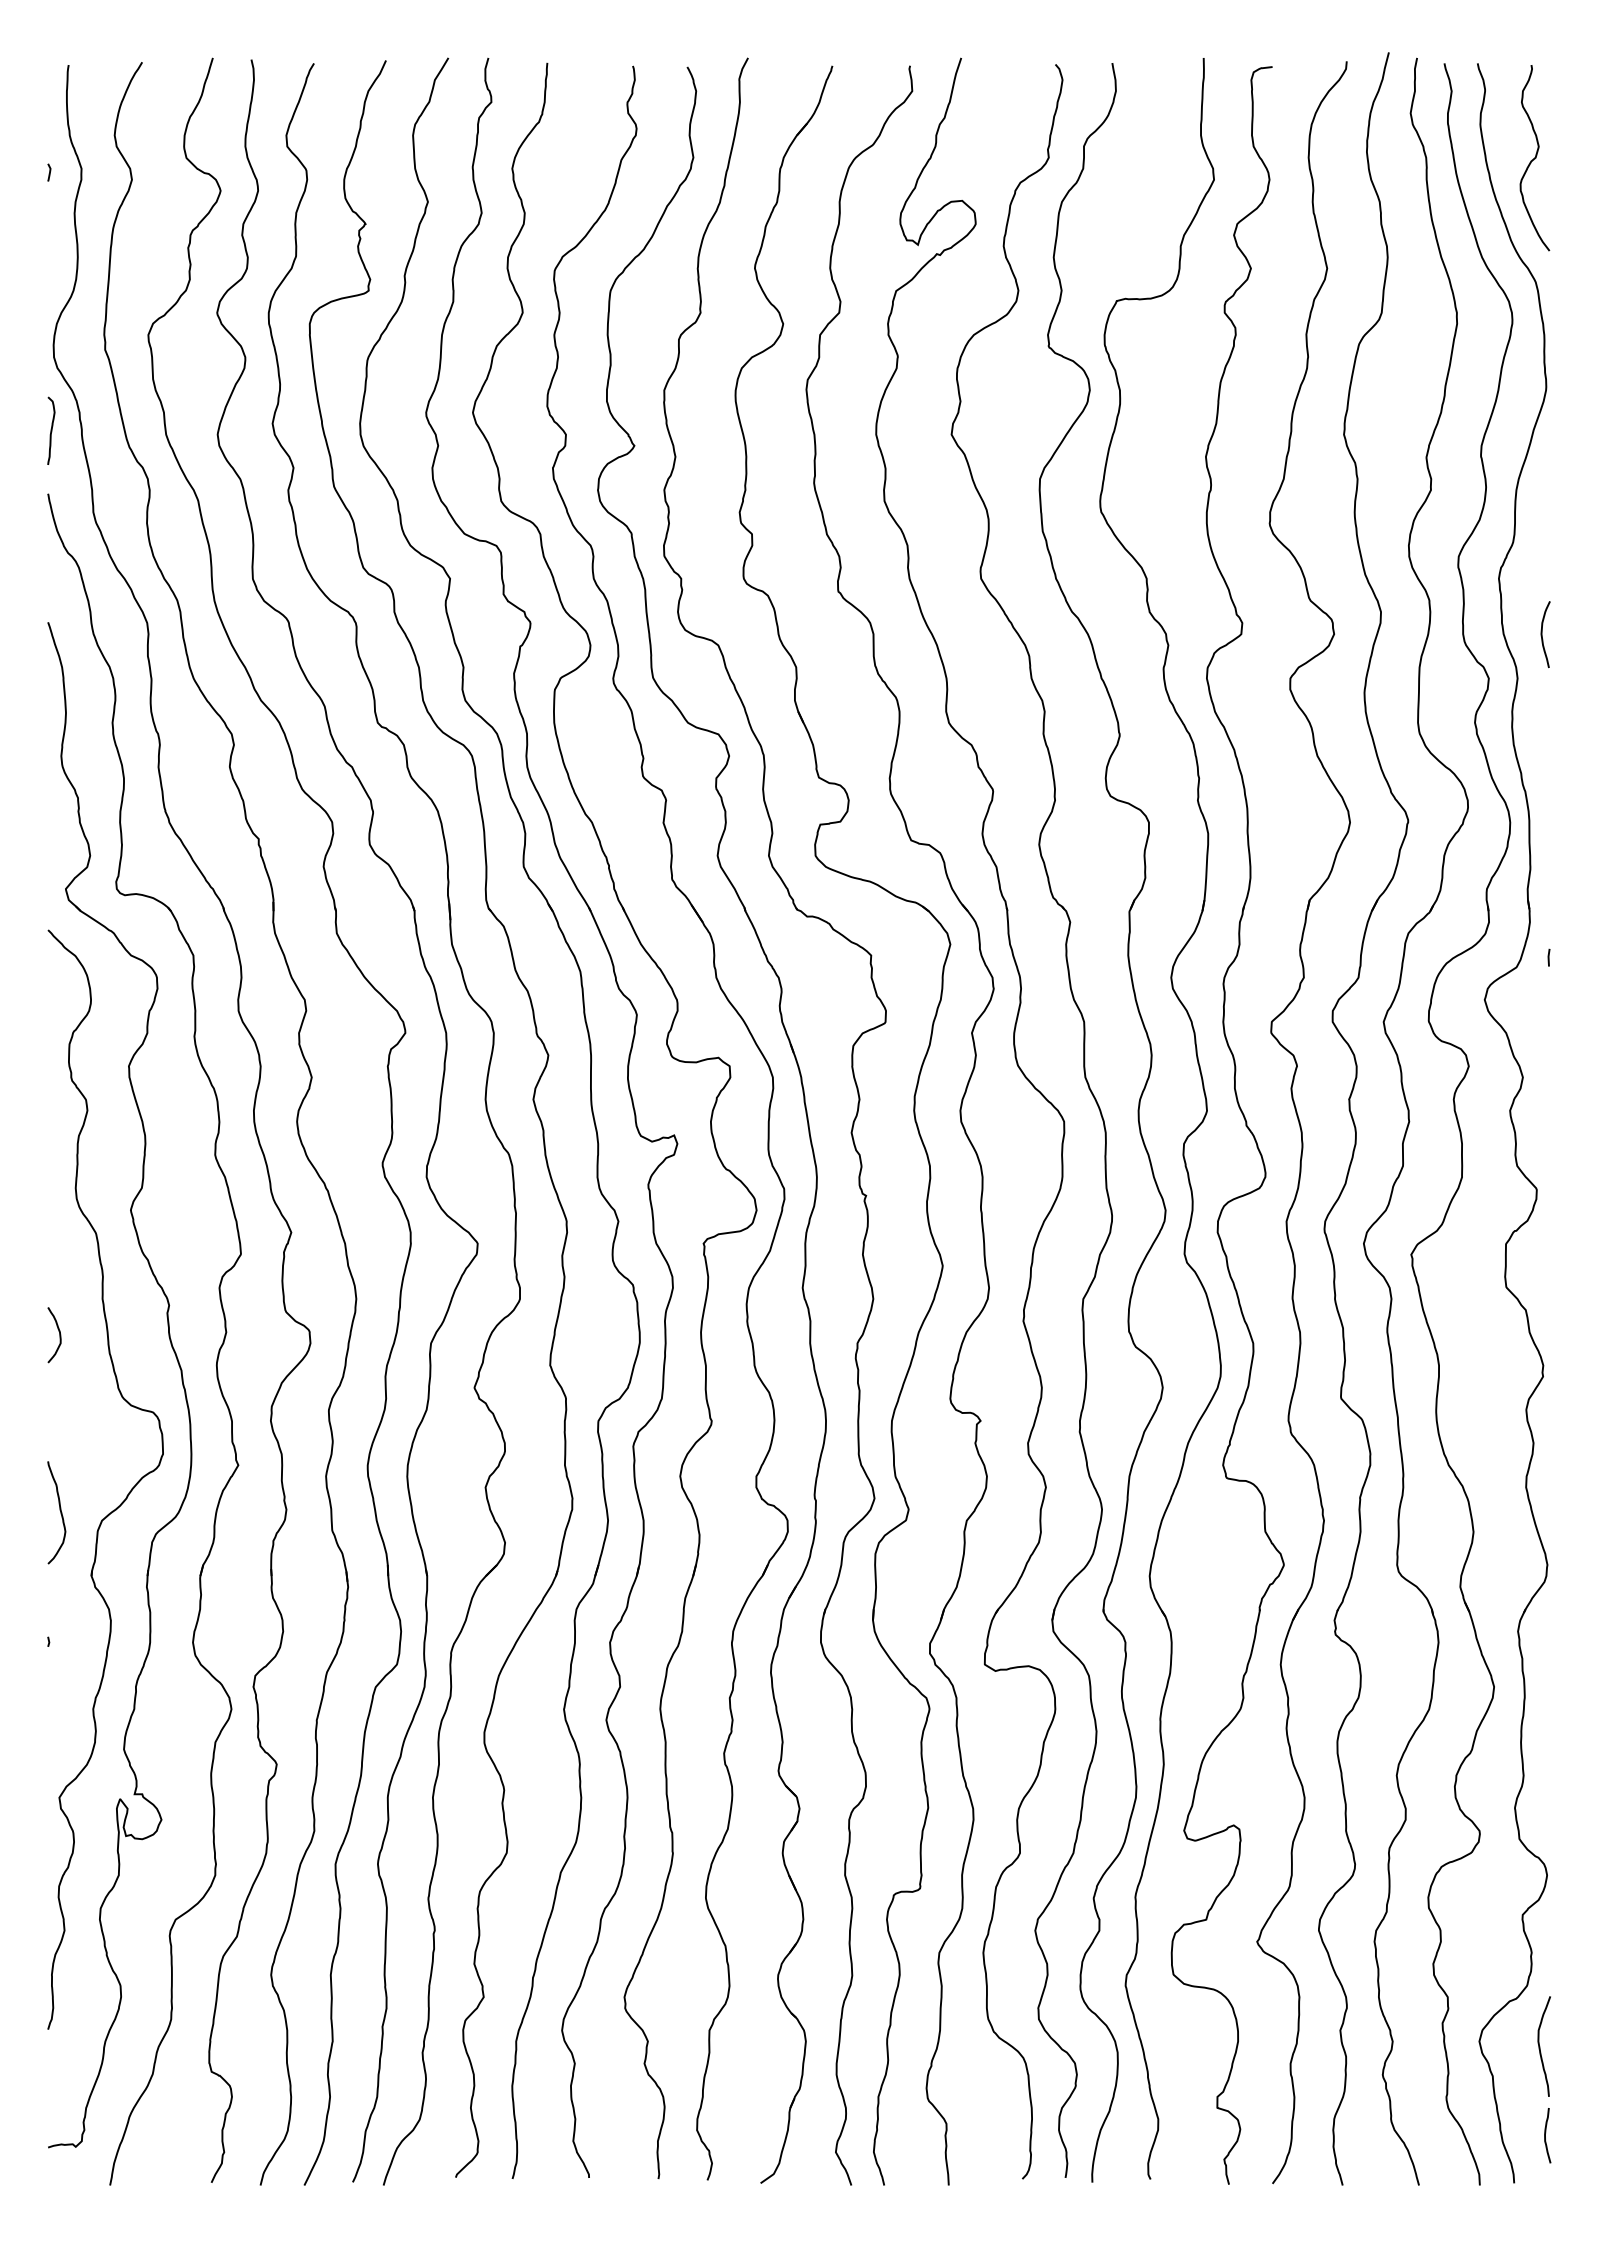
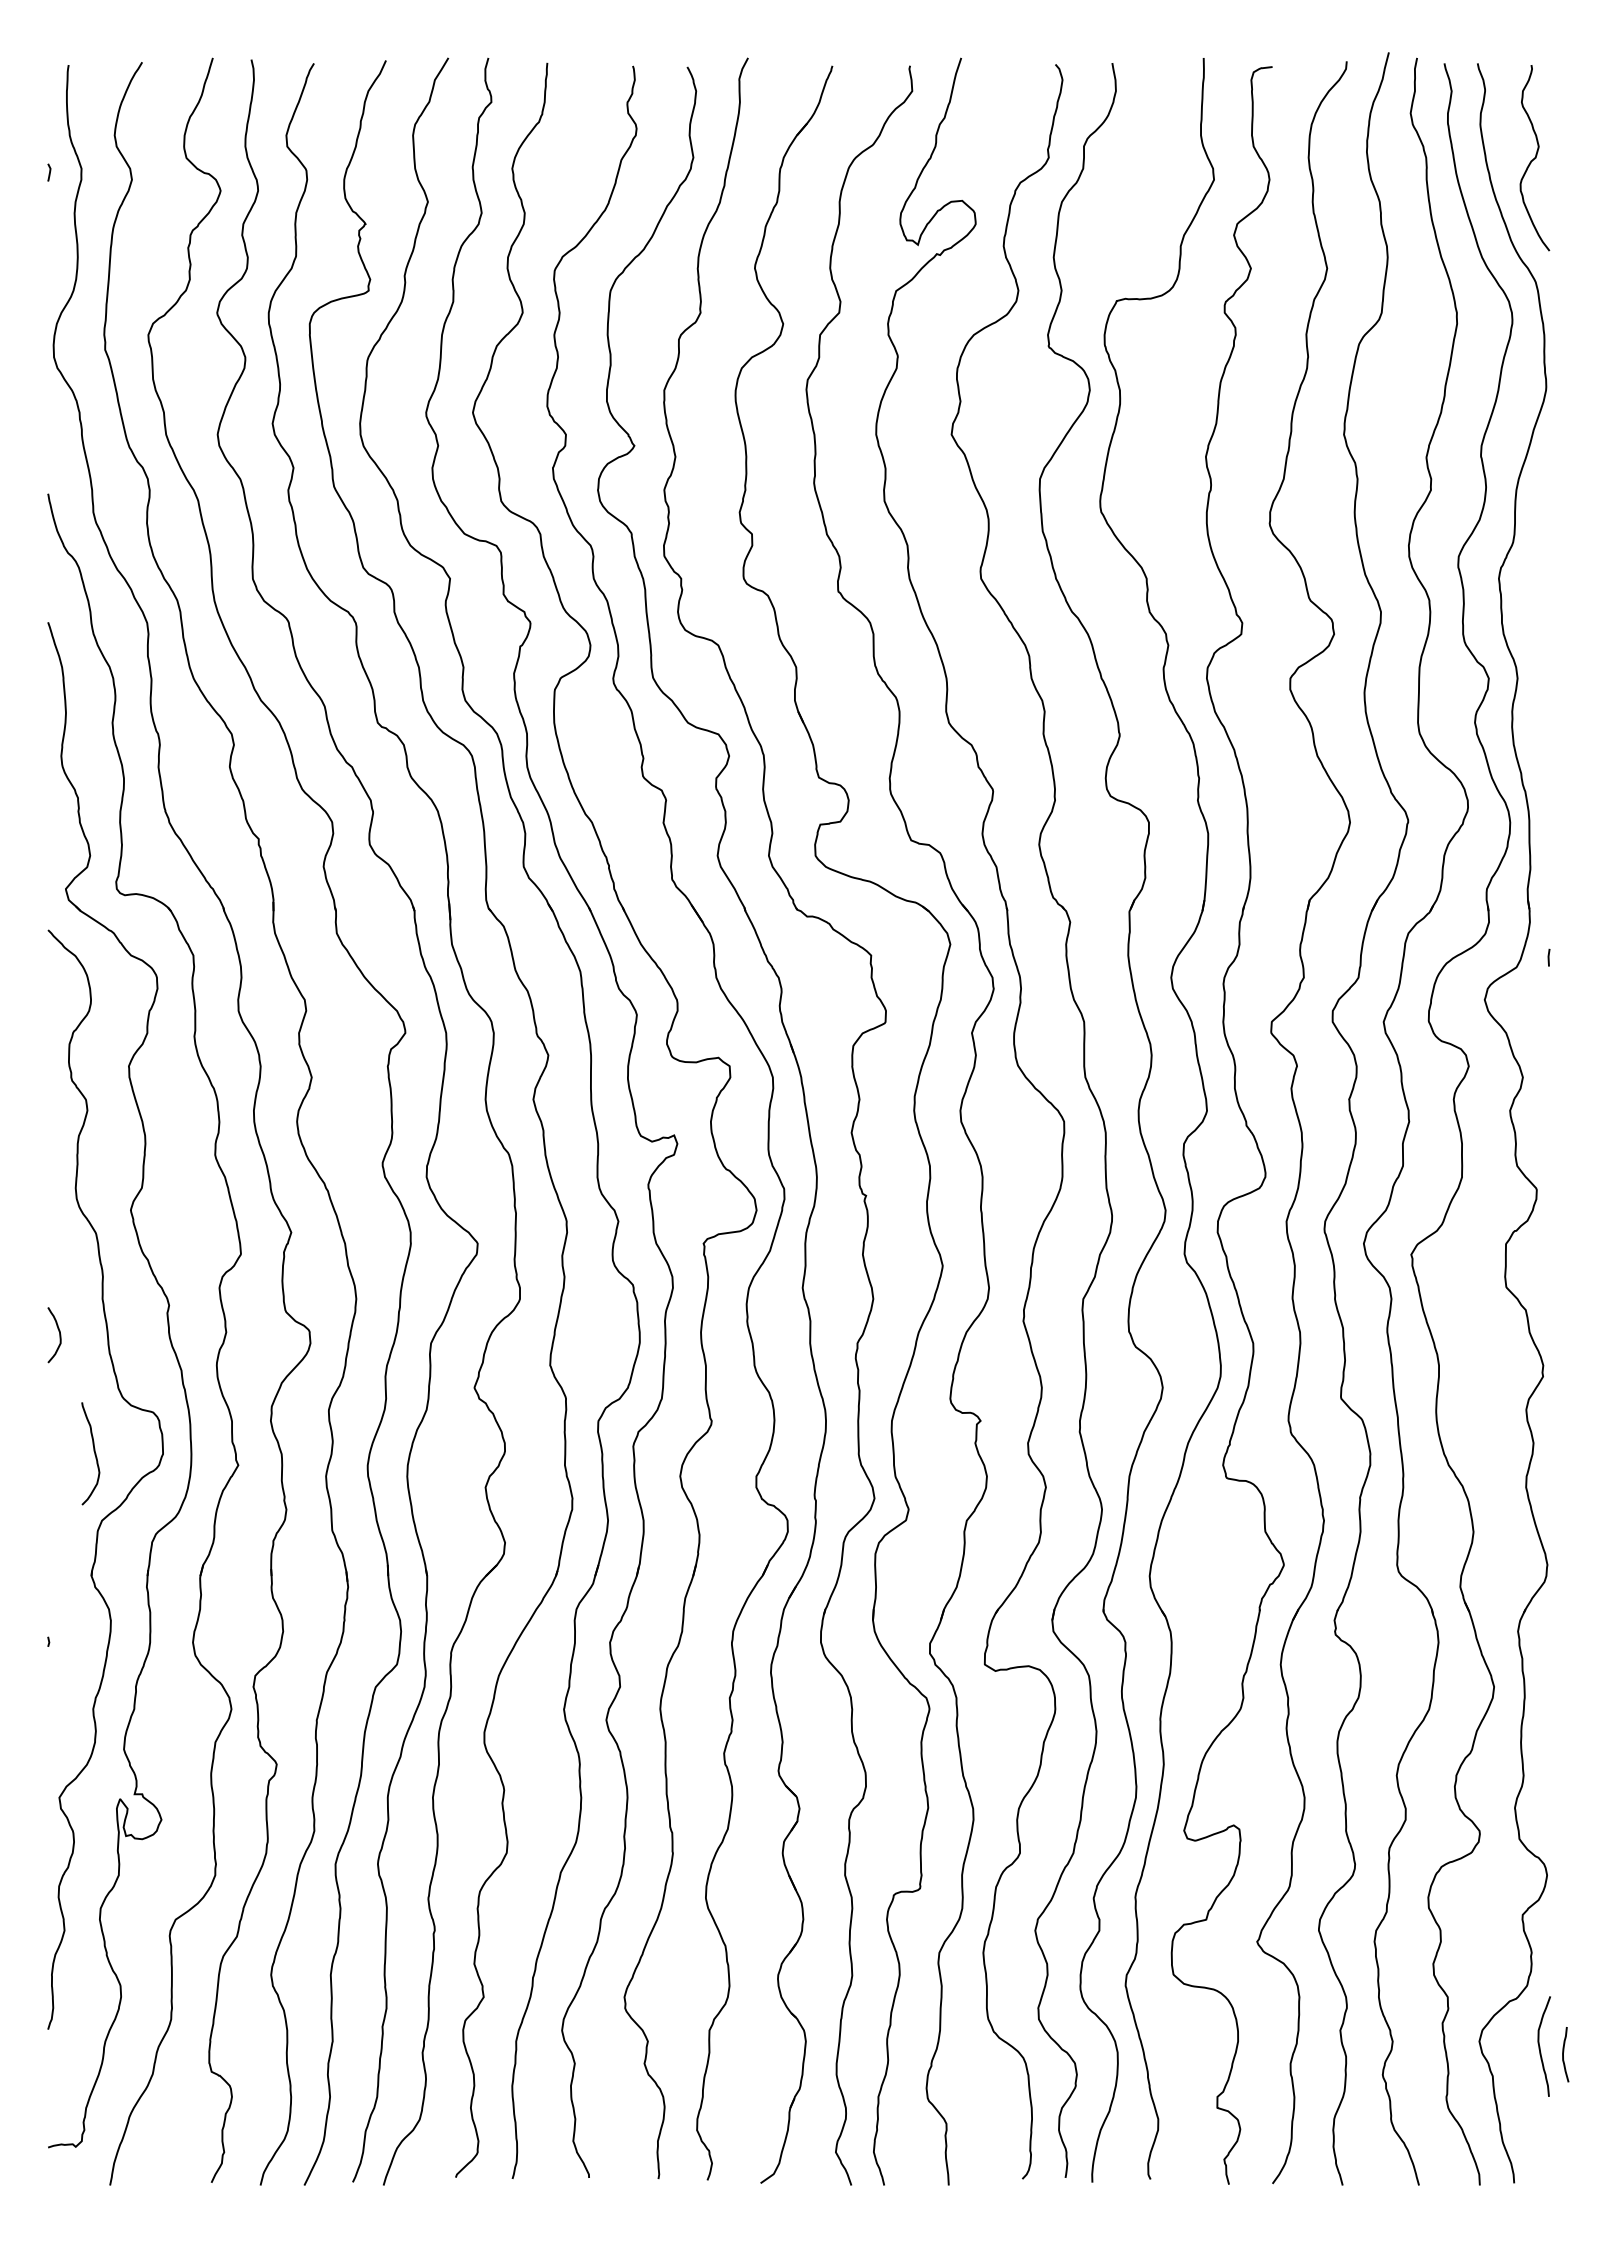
curve: present -> none (51, 430)
curve: present -> none (1542, 634)
curve position: (59, 1510) -> (93, 1451) (93, 1451)
curve position: (1545, 2135) -> (1563, 2054) (1563, 2054)
